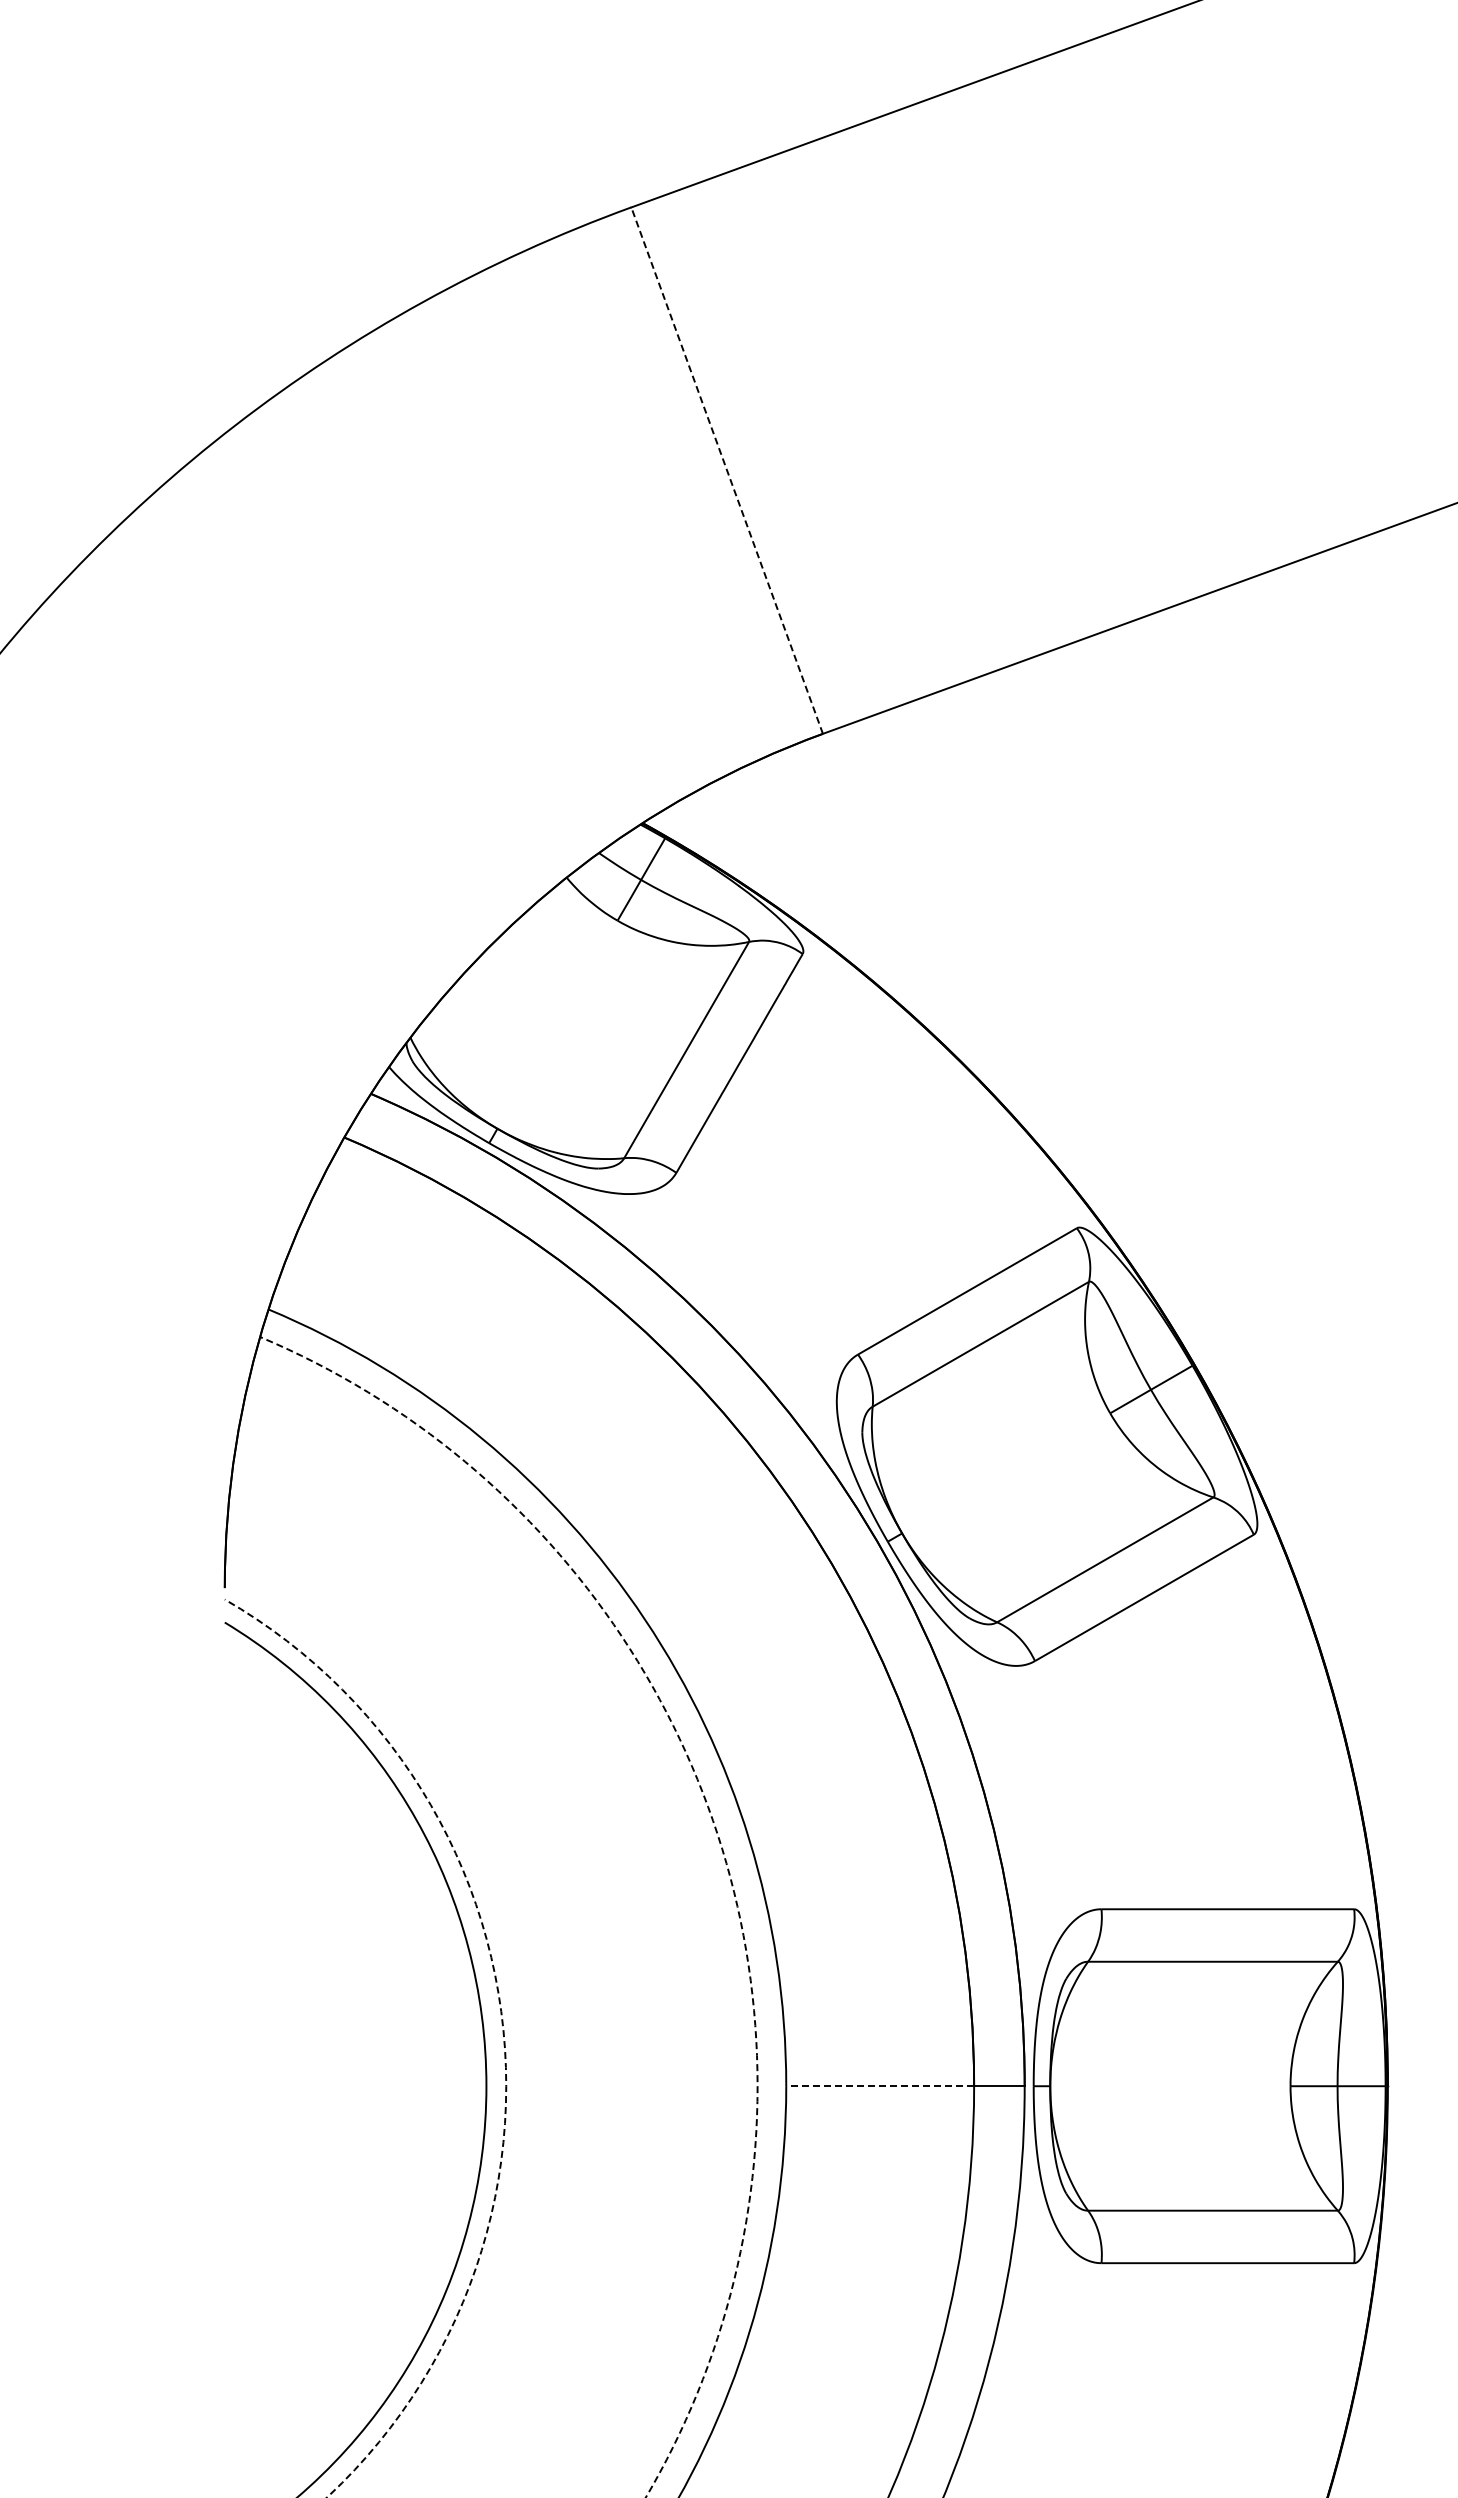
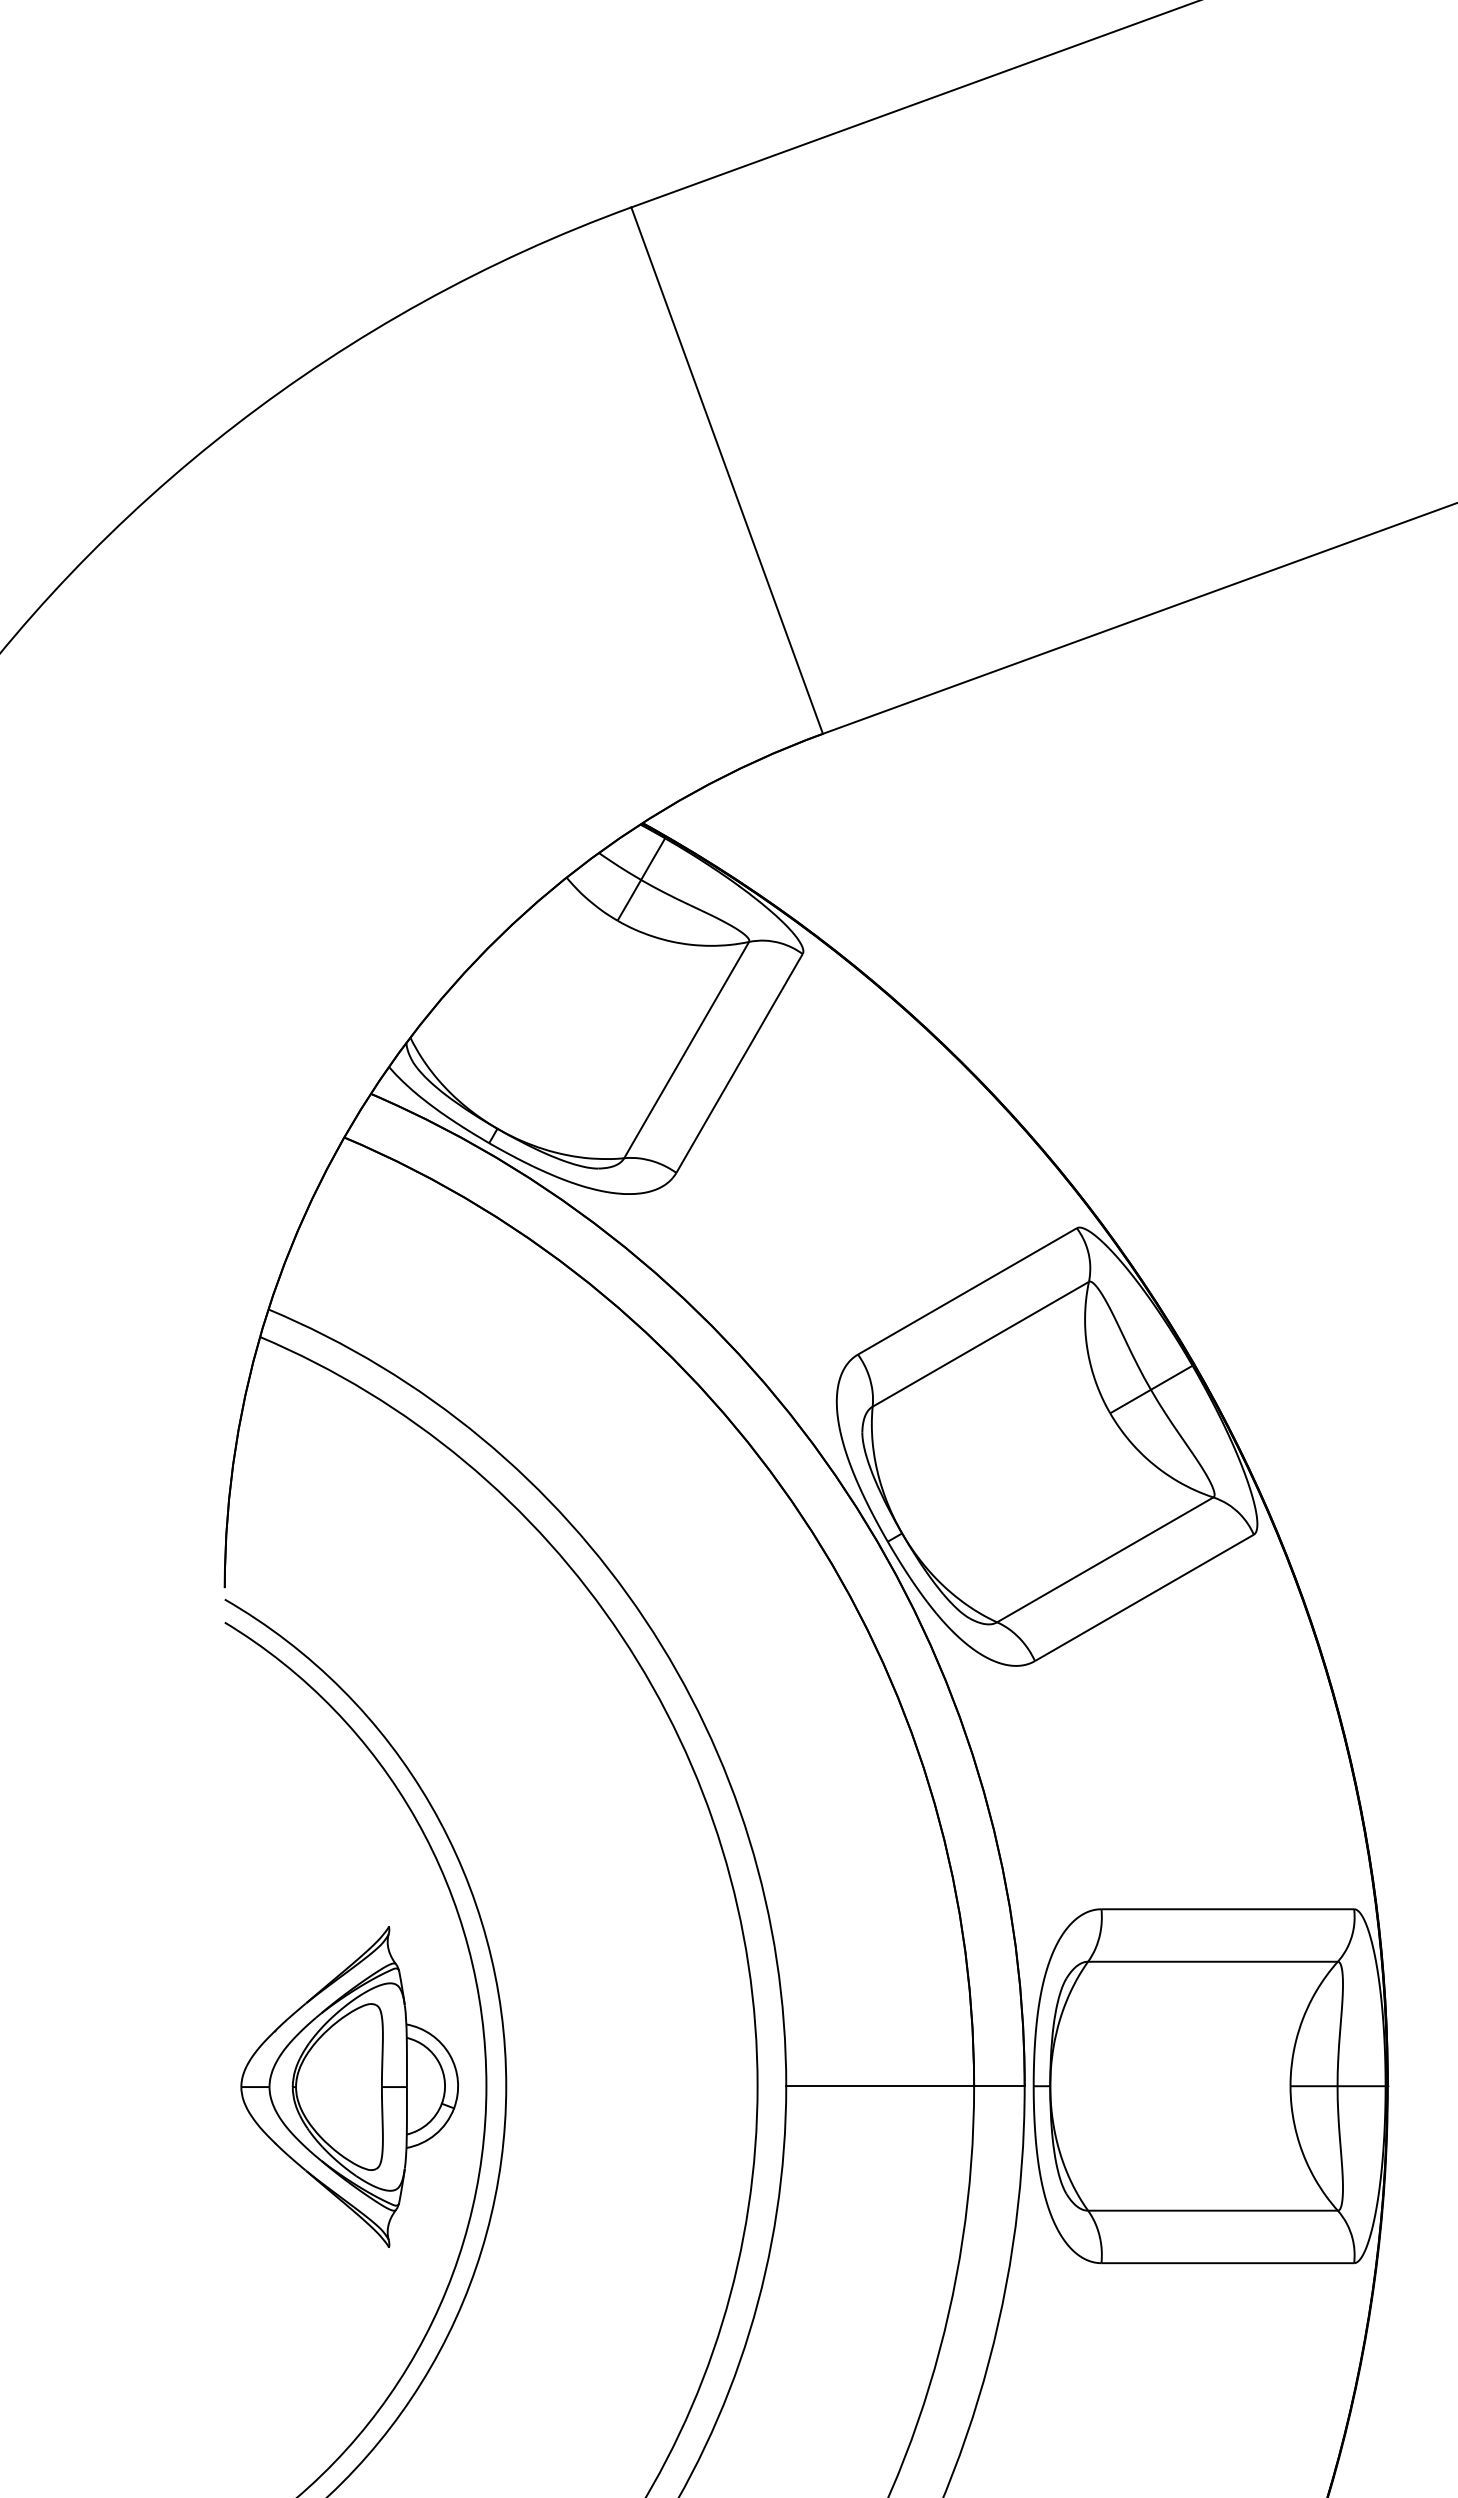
line: dashed -> solid (726, 470)
arc: dashed -> solid (715, 1829)
arc: dashed -> solid (502, 2024)
part: none -> present (349, 2086)
line: dashed -> solid (880, 2086)
